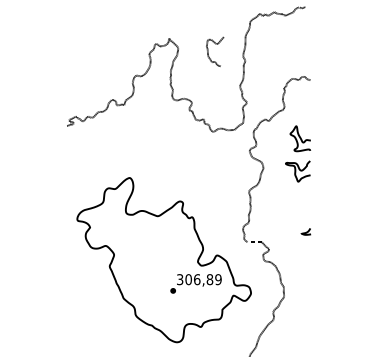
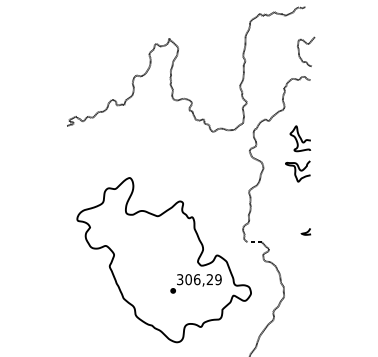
curve position: (215, 44) -> (306, 44) (306, 44)
text: 306,89 -> 306,29 (209, 279)
